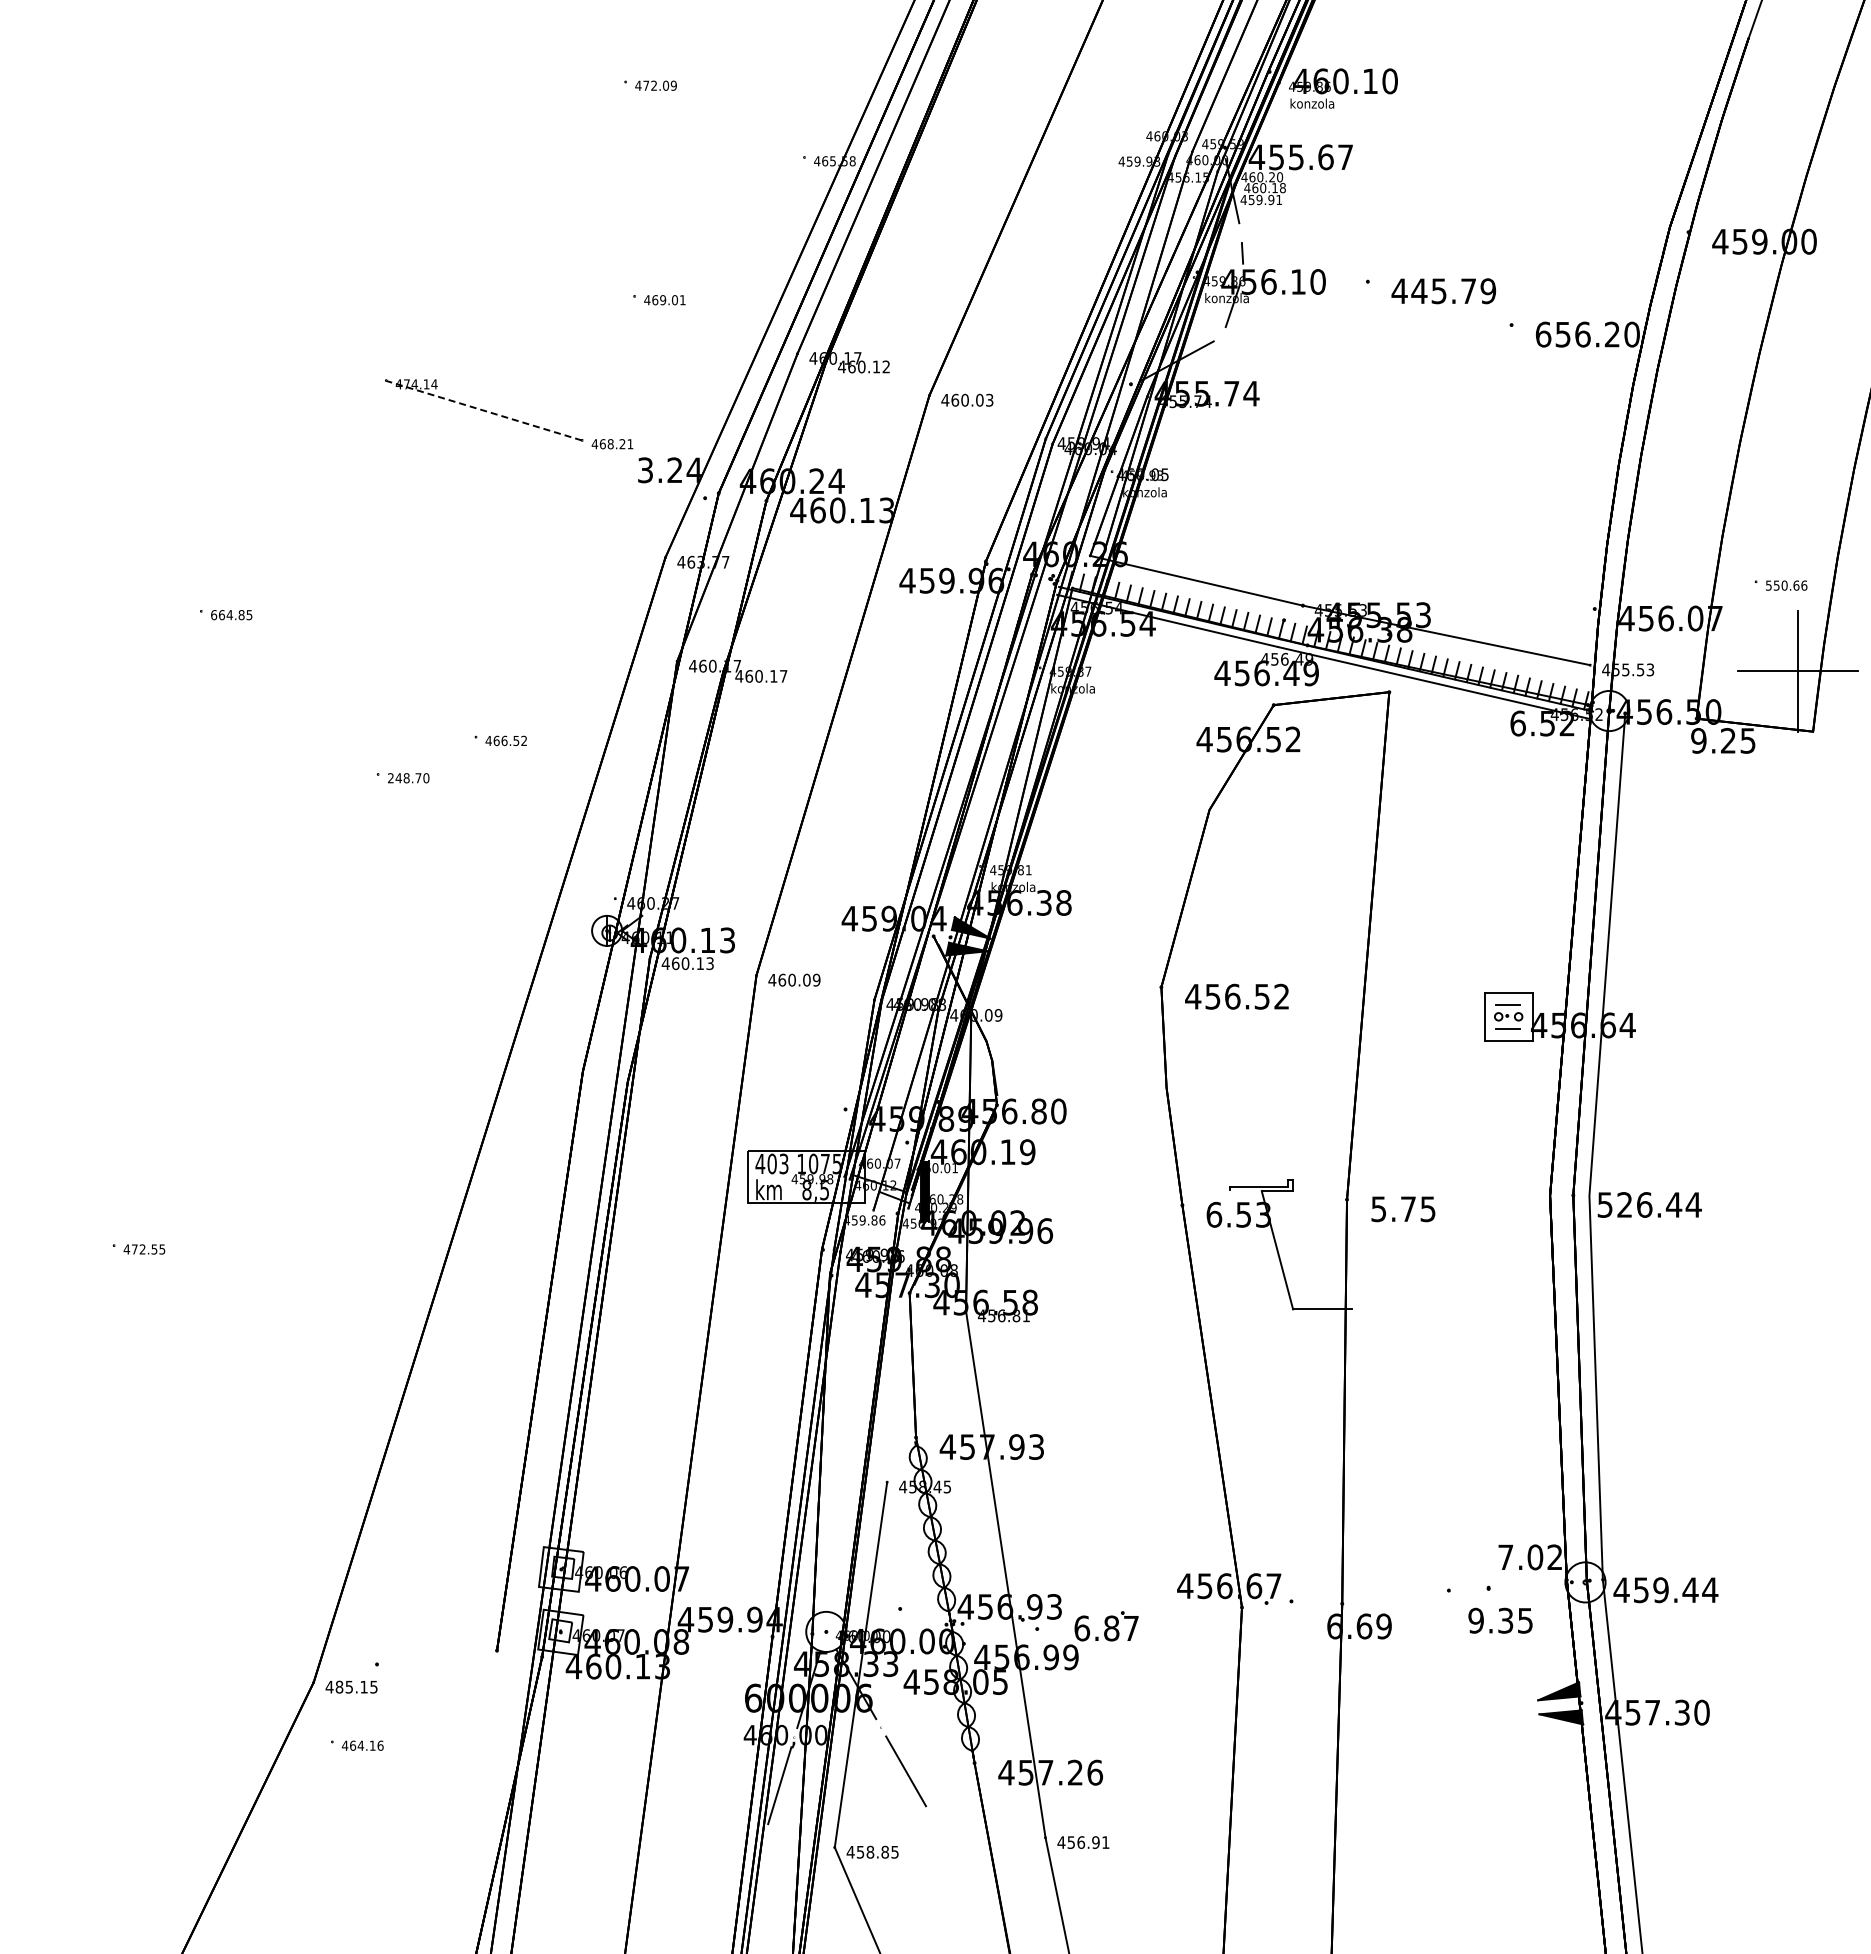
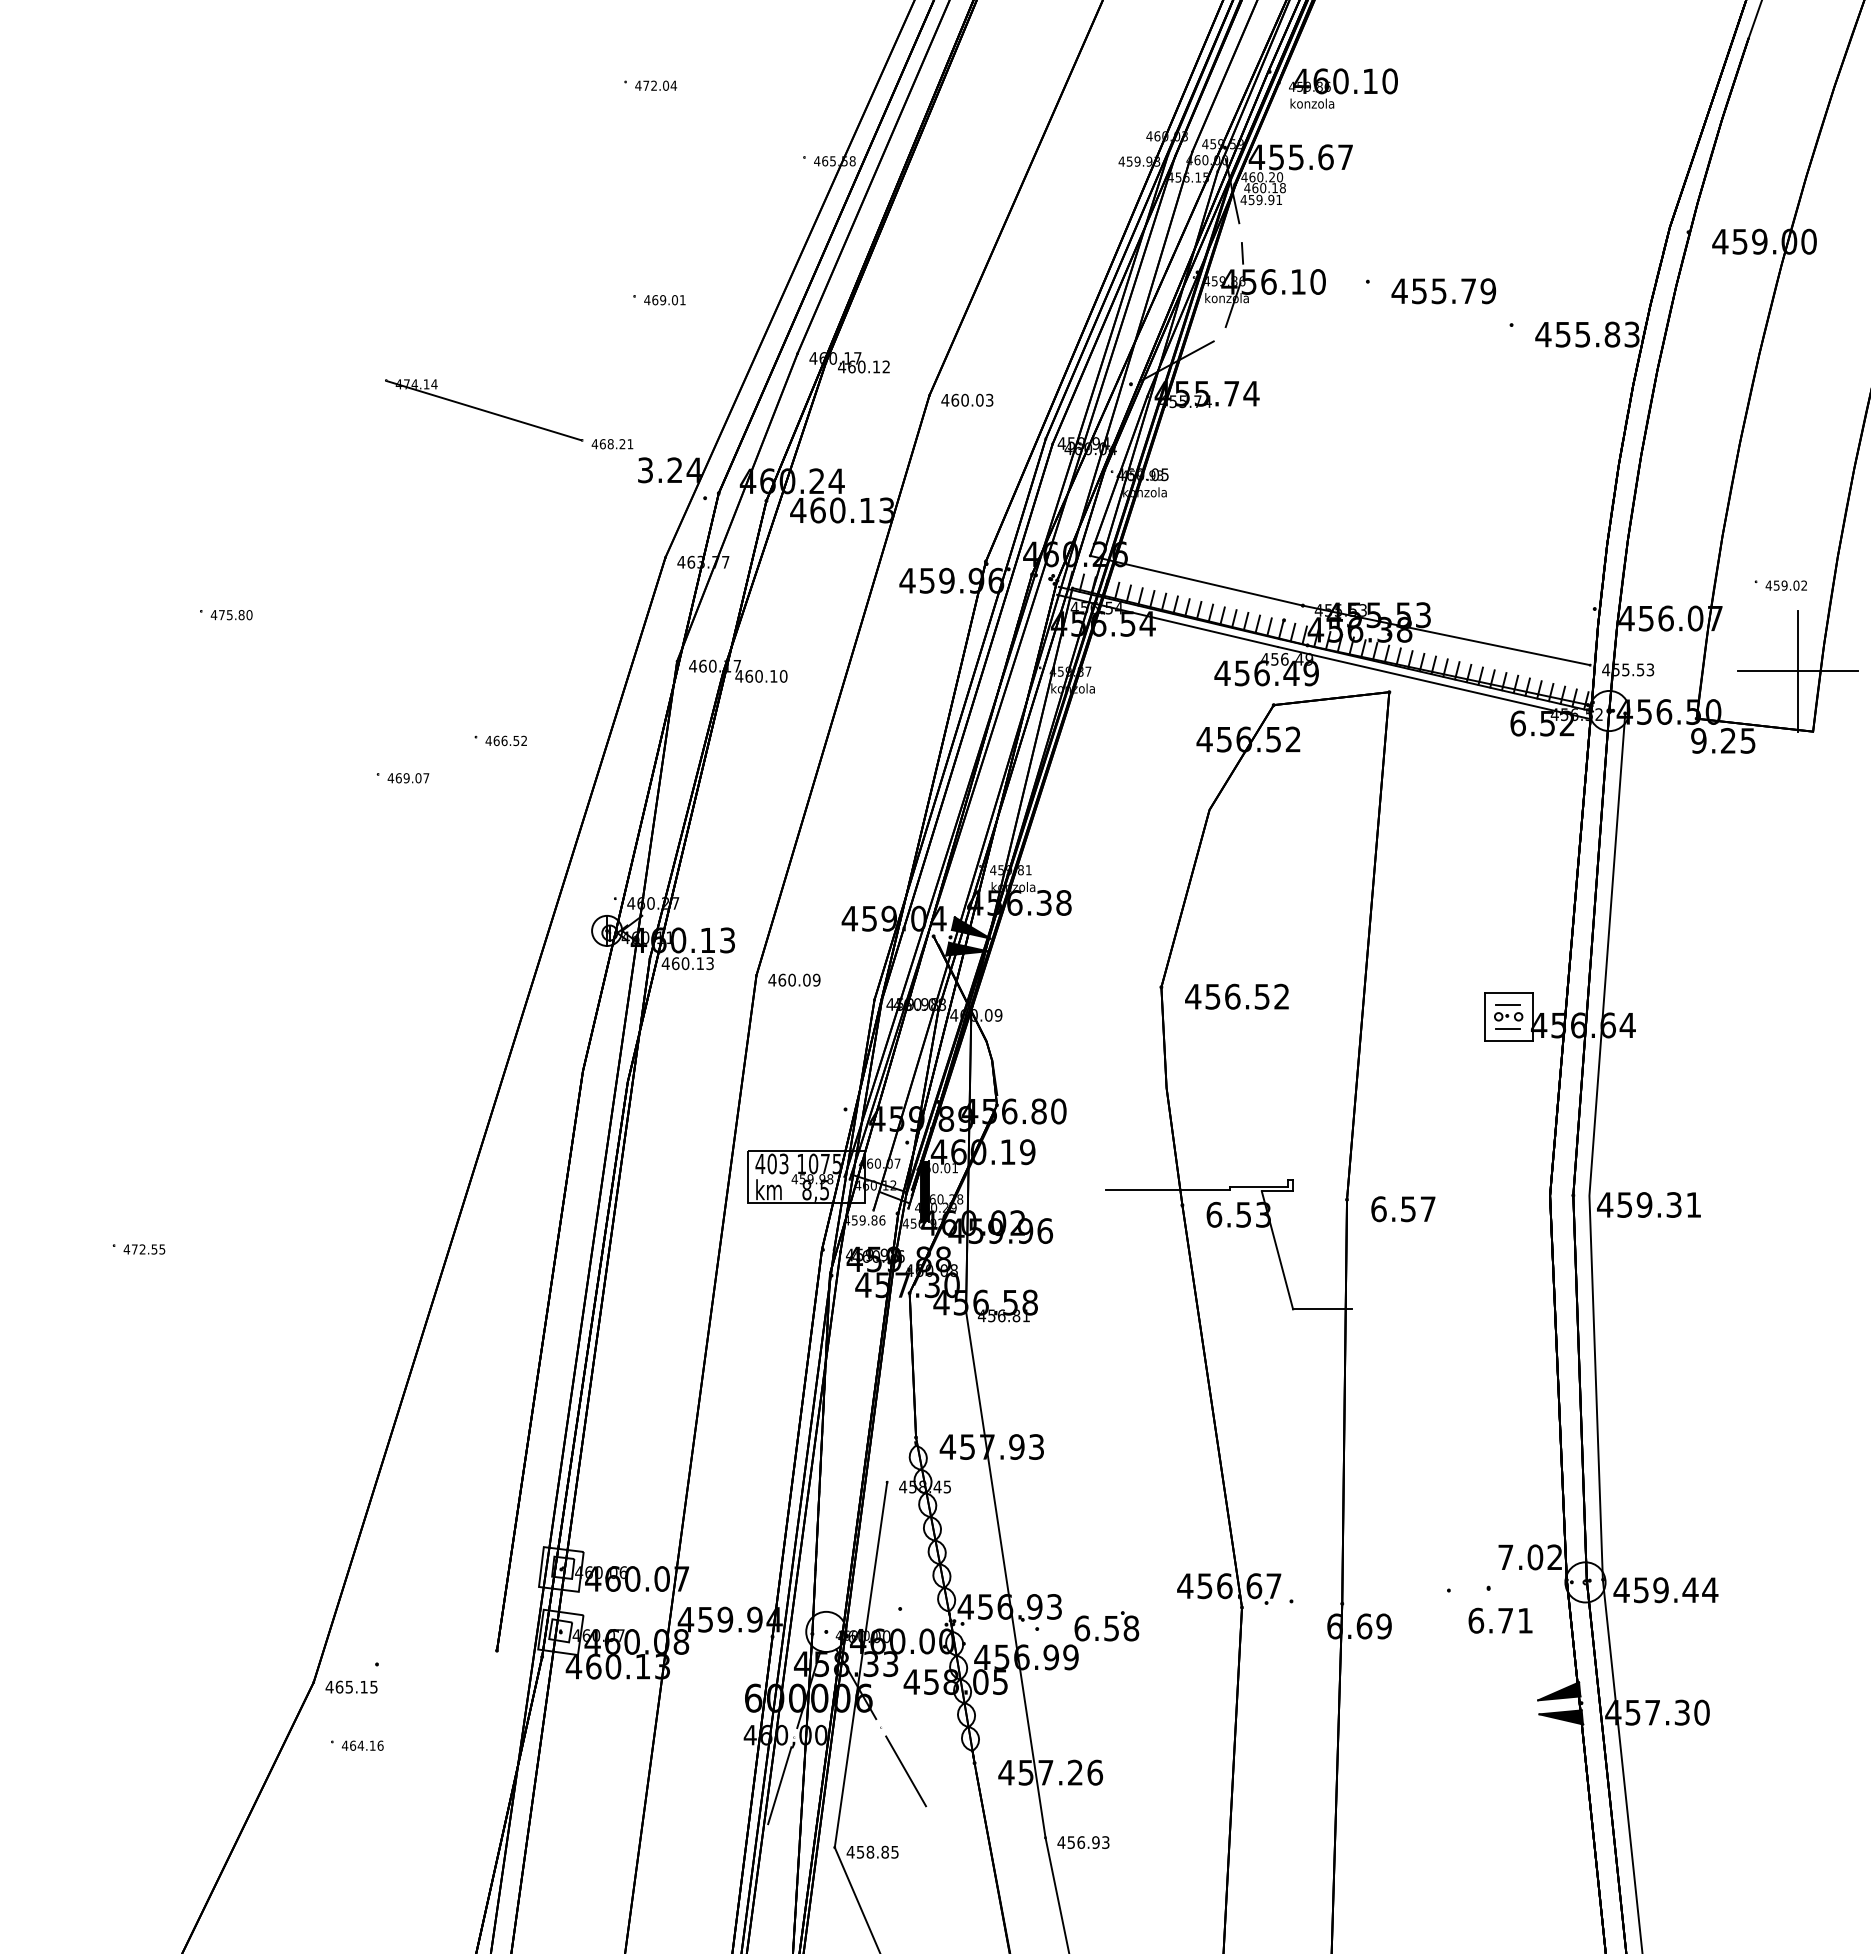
text: 472.09 -> 472.04 (673, 85)
text: 445.79 -> 455.79 (1419, 291)
text: 656.20 -> 455.83 (1587, 334)
line: dashed -> solid (483, 410)
text: 550.66 -> 459.02 (1786, 585)
text: 664.85 -> 475.80 (231, 615)
text: 460.17 -> 460.10 (783, 676)
text: 248.70 -> 469.07 (408, 778)
line: none -> present (1167, 1190)
text: 526.44 -> 459.31 (1649, 1204)
text: 5.75 -> 6.57 (1403, 1209)
text: 9.35 -> 6.71 (1500, 1620)
text: 6.87 -> 6.58 (1121, 1628)
text: 485.15 -> 465.15 (339, 1686)
text: 456.91 -> 456.93 (1105, 1842)
